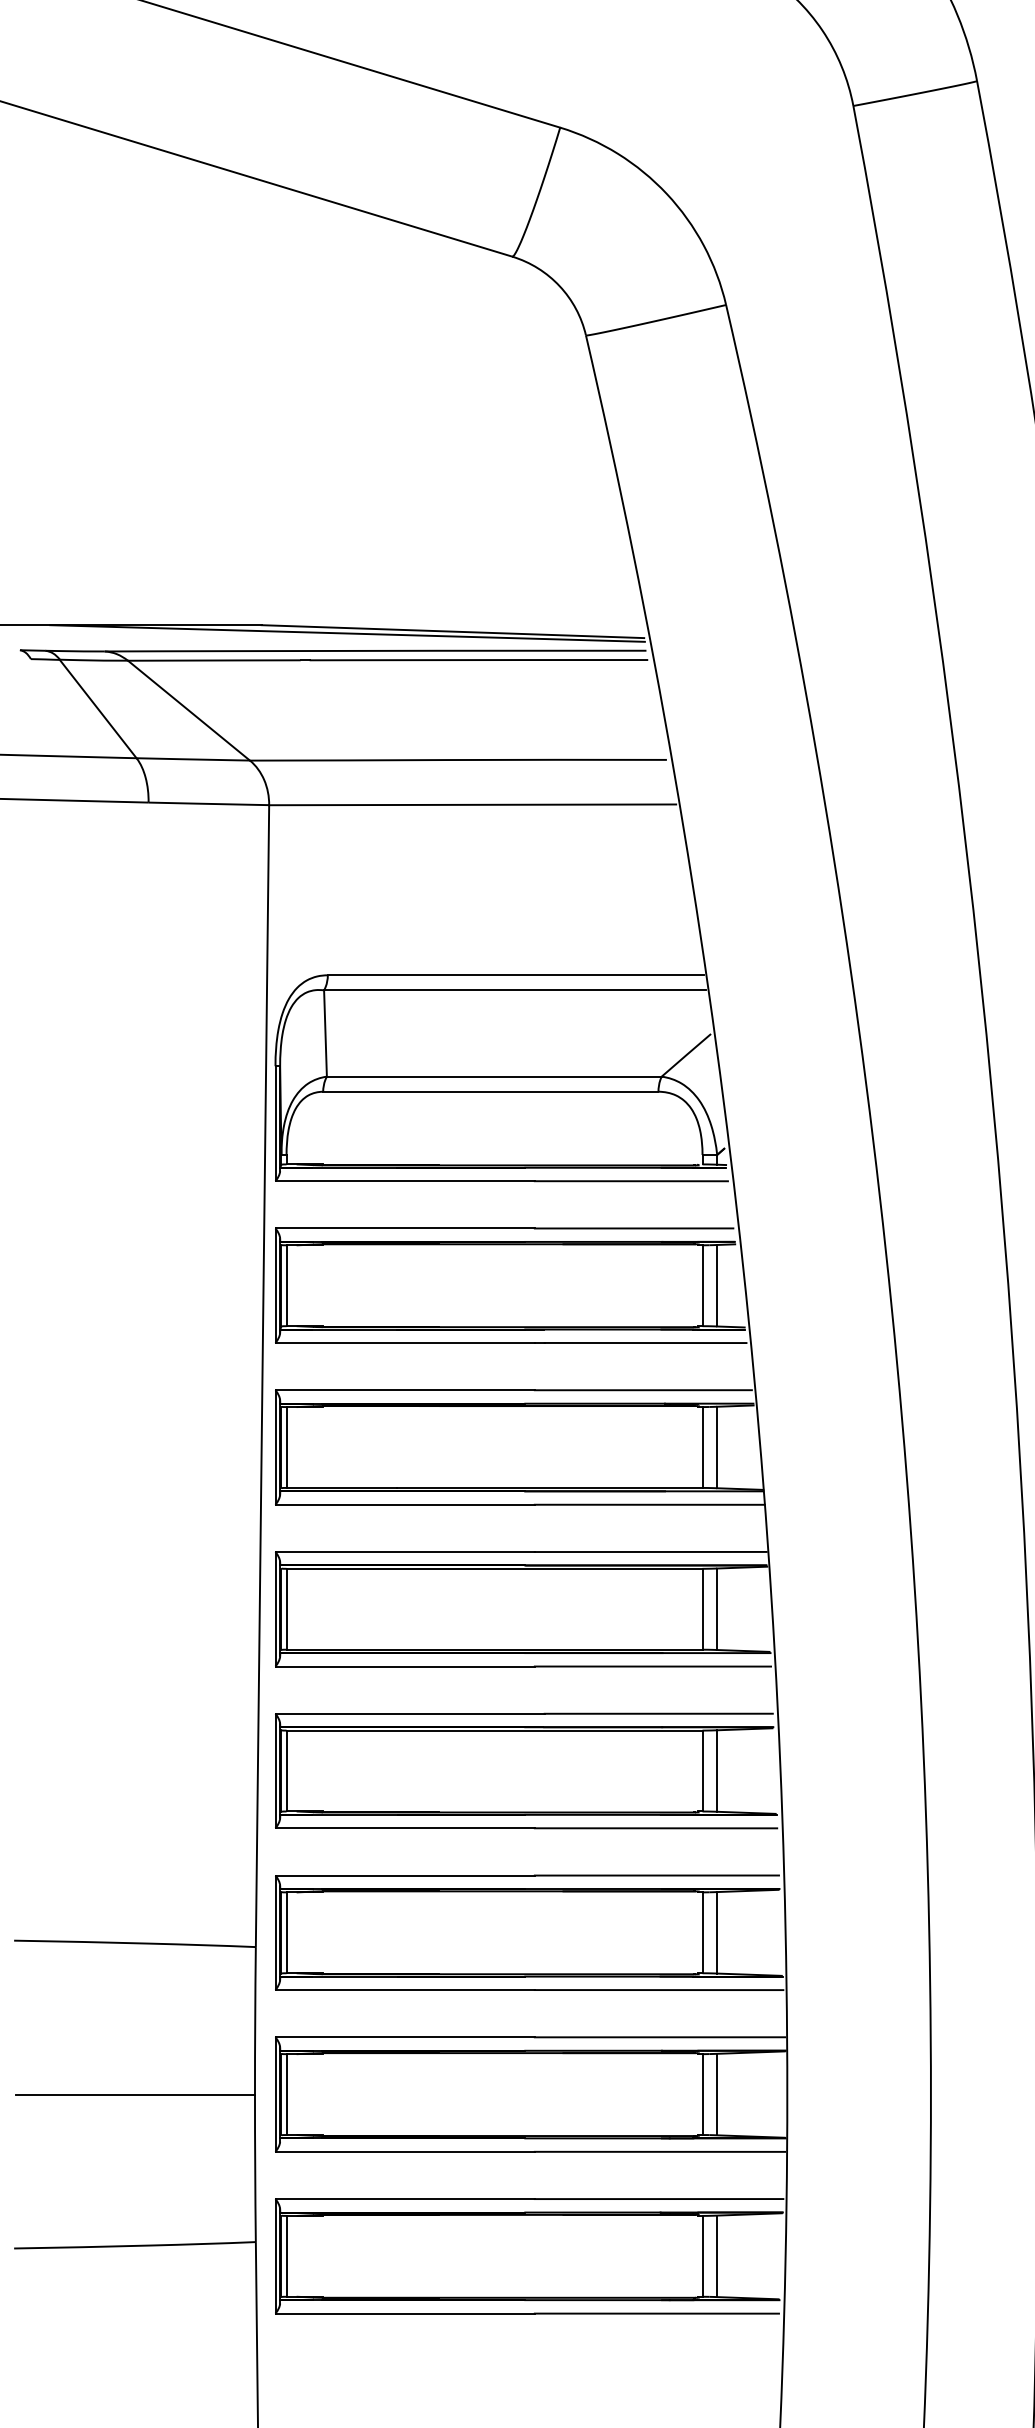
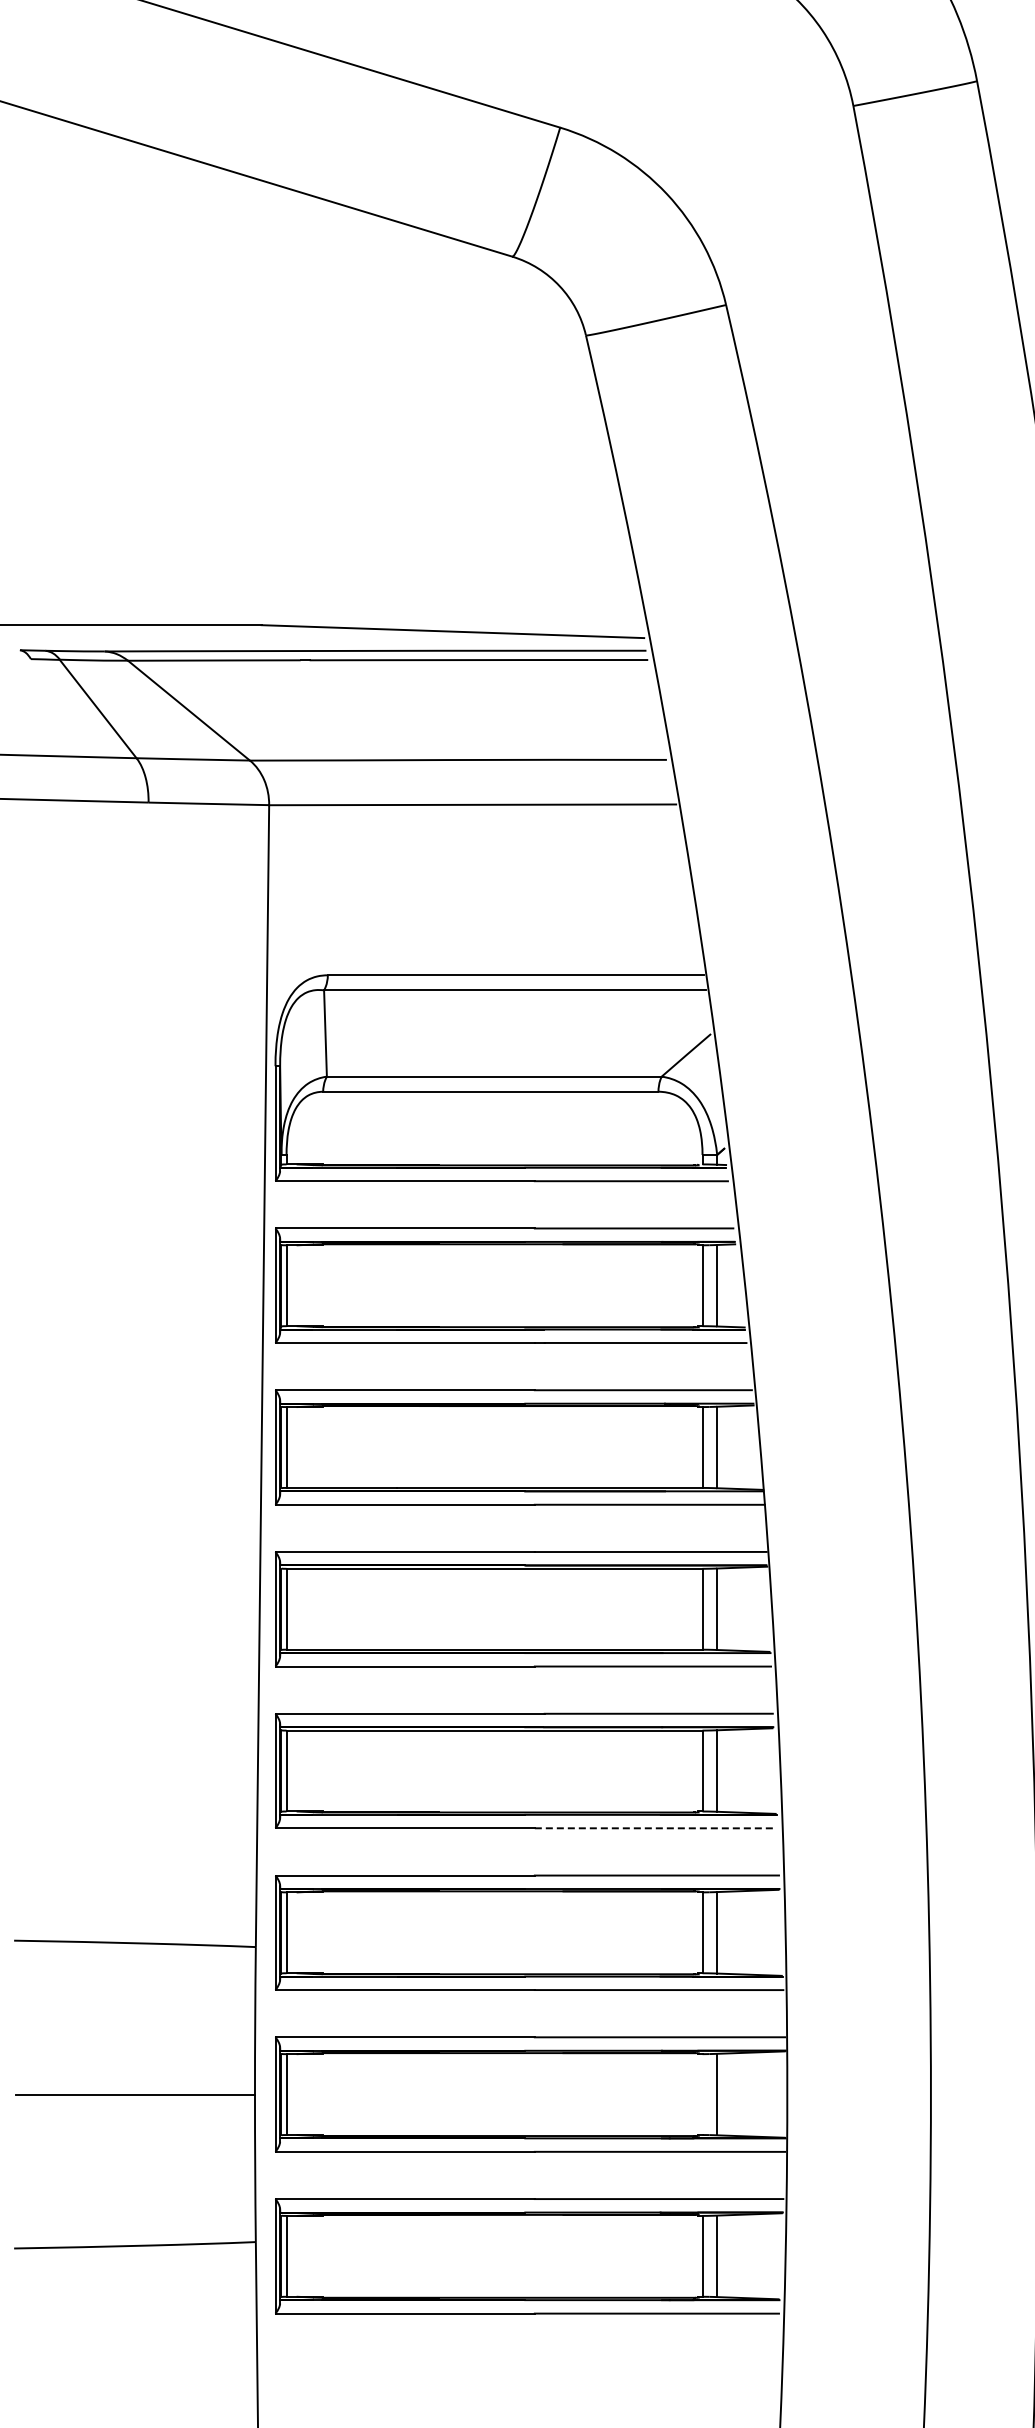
line: present -> none (347, 633)
line: solid -> dashed (656, 1828)
line: present -> none (702, 2094)
